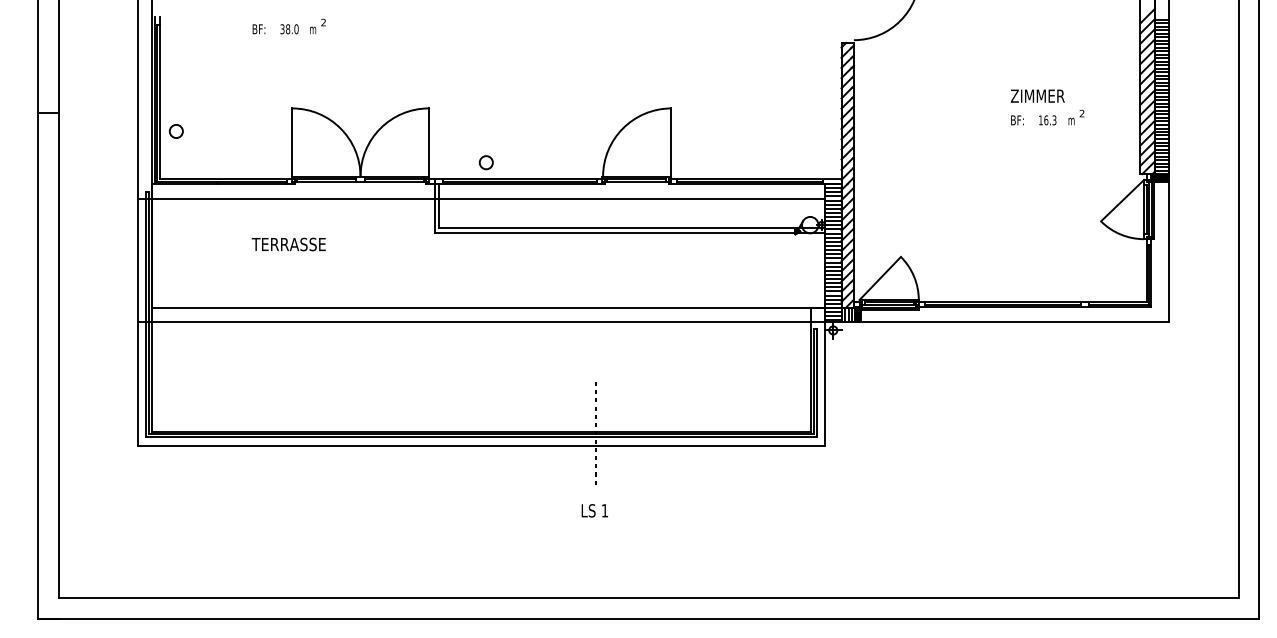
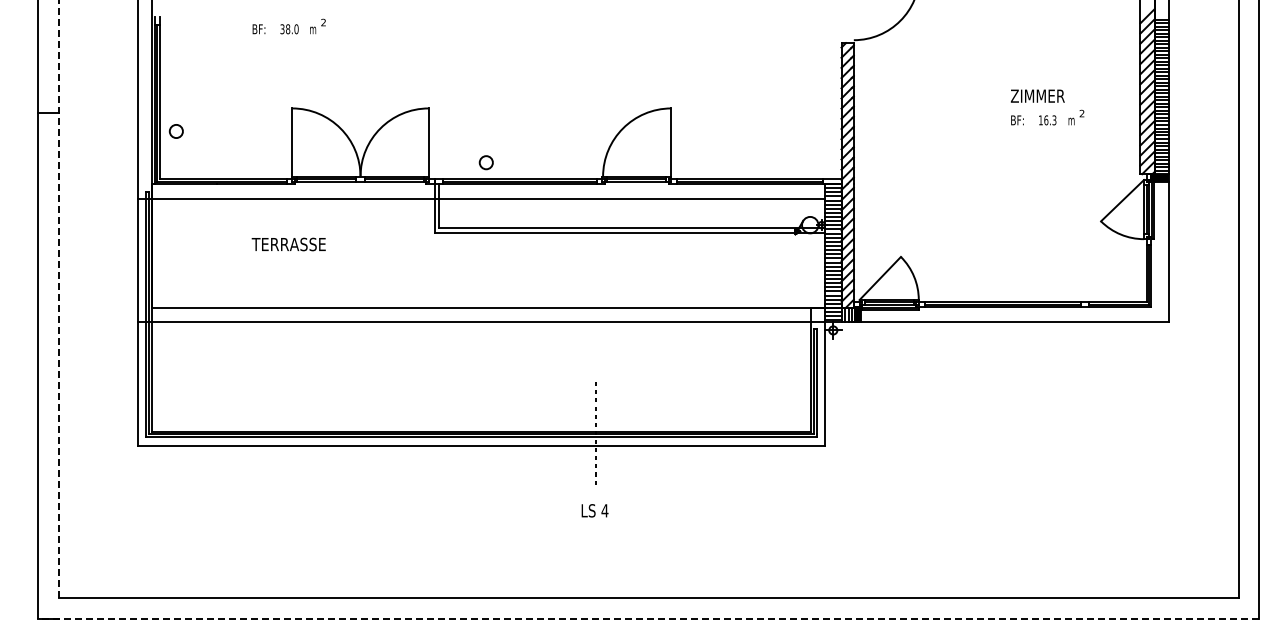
line: solid -> dashed (58, 299)
text: 1 -> 4 (604, 510)
line: solid -> dashed (648, 618)
